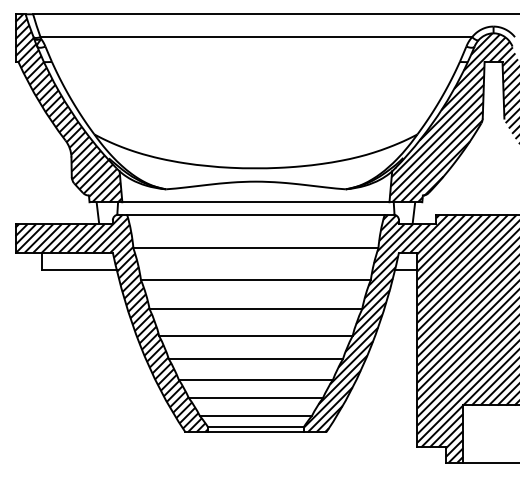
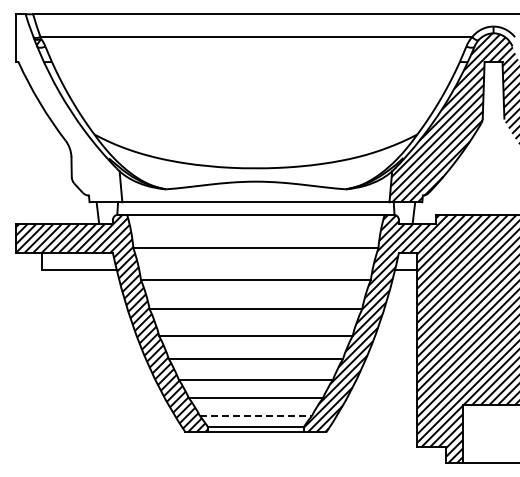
hatch: present -> none (68, 108)
line: solid -> dashed (256, 415)
